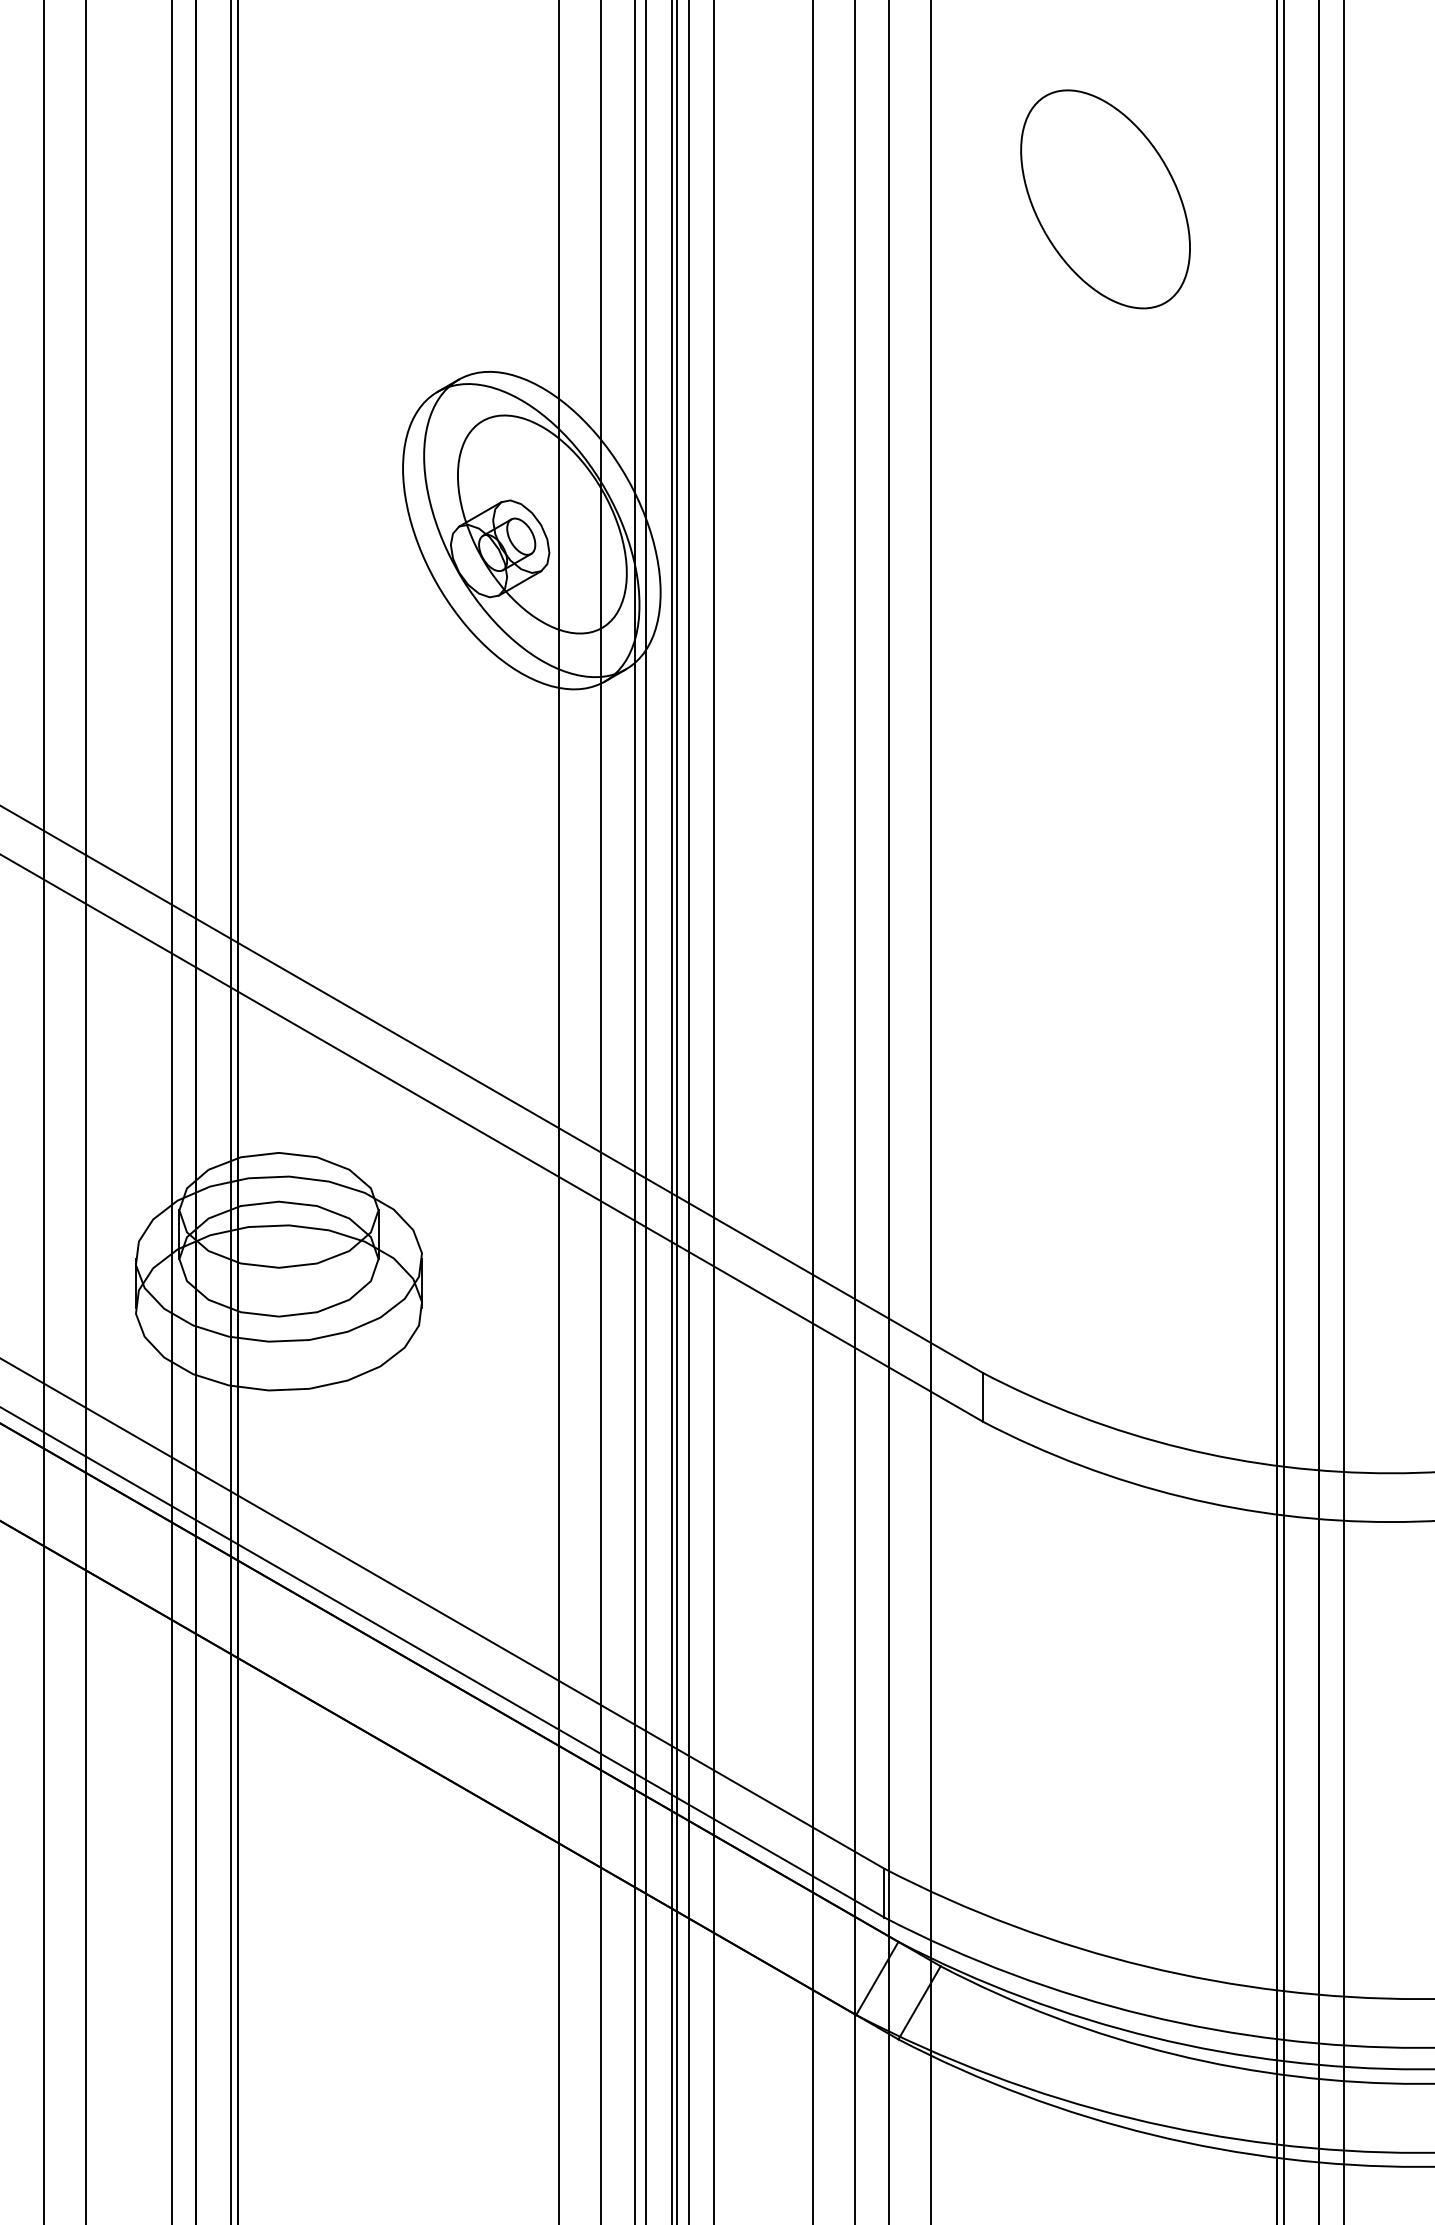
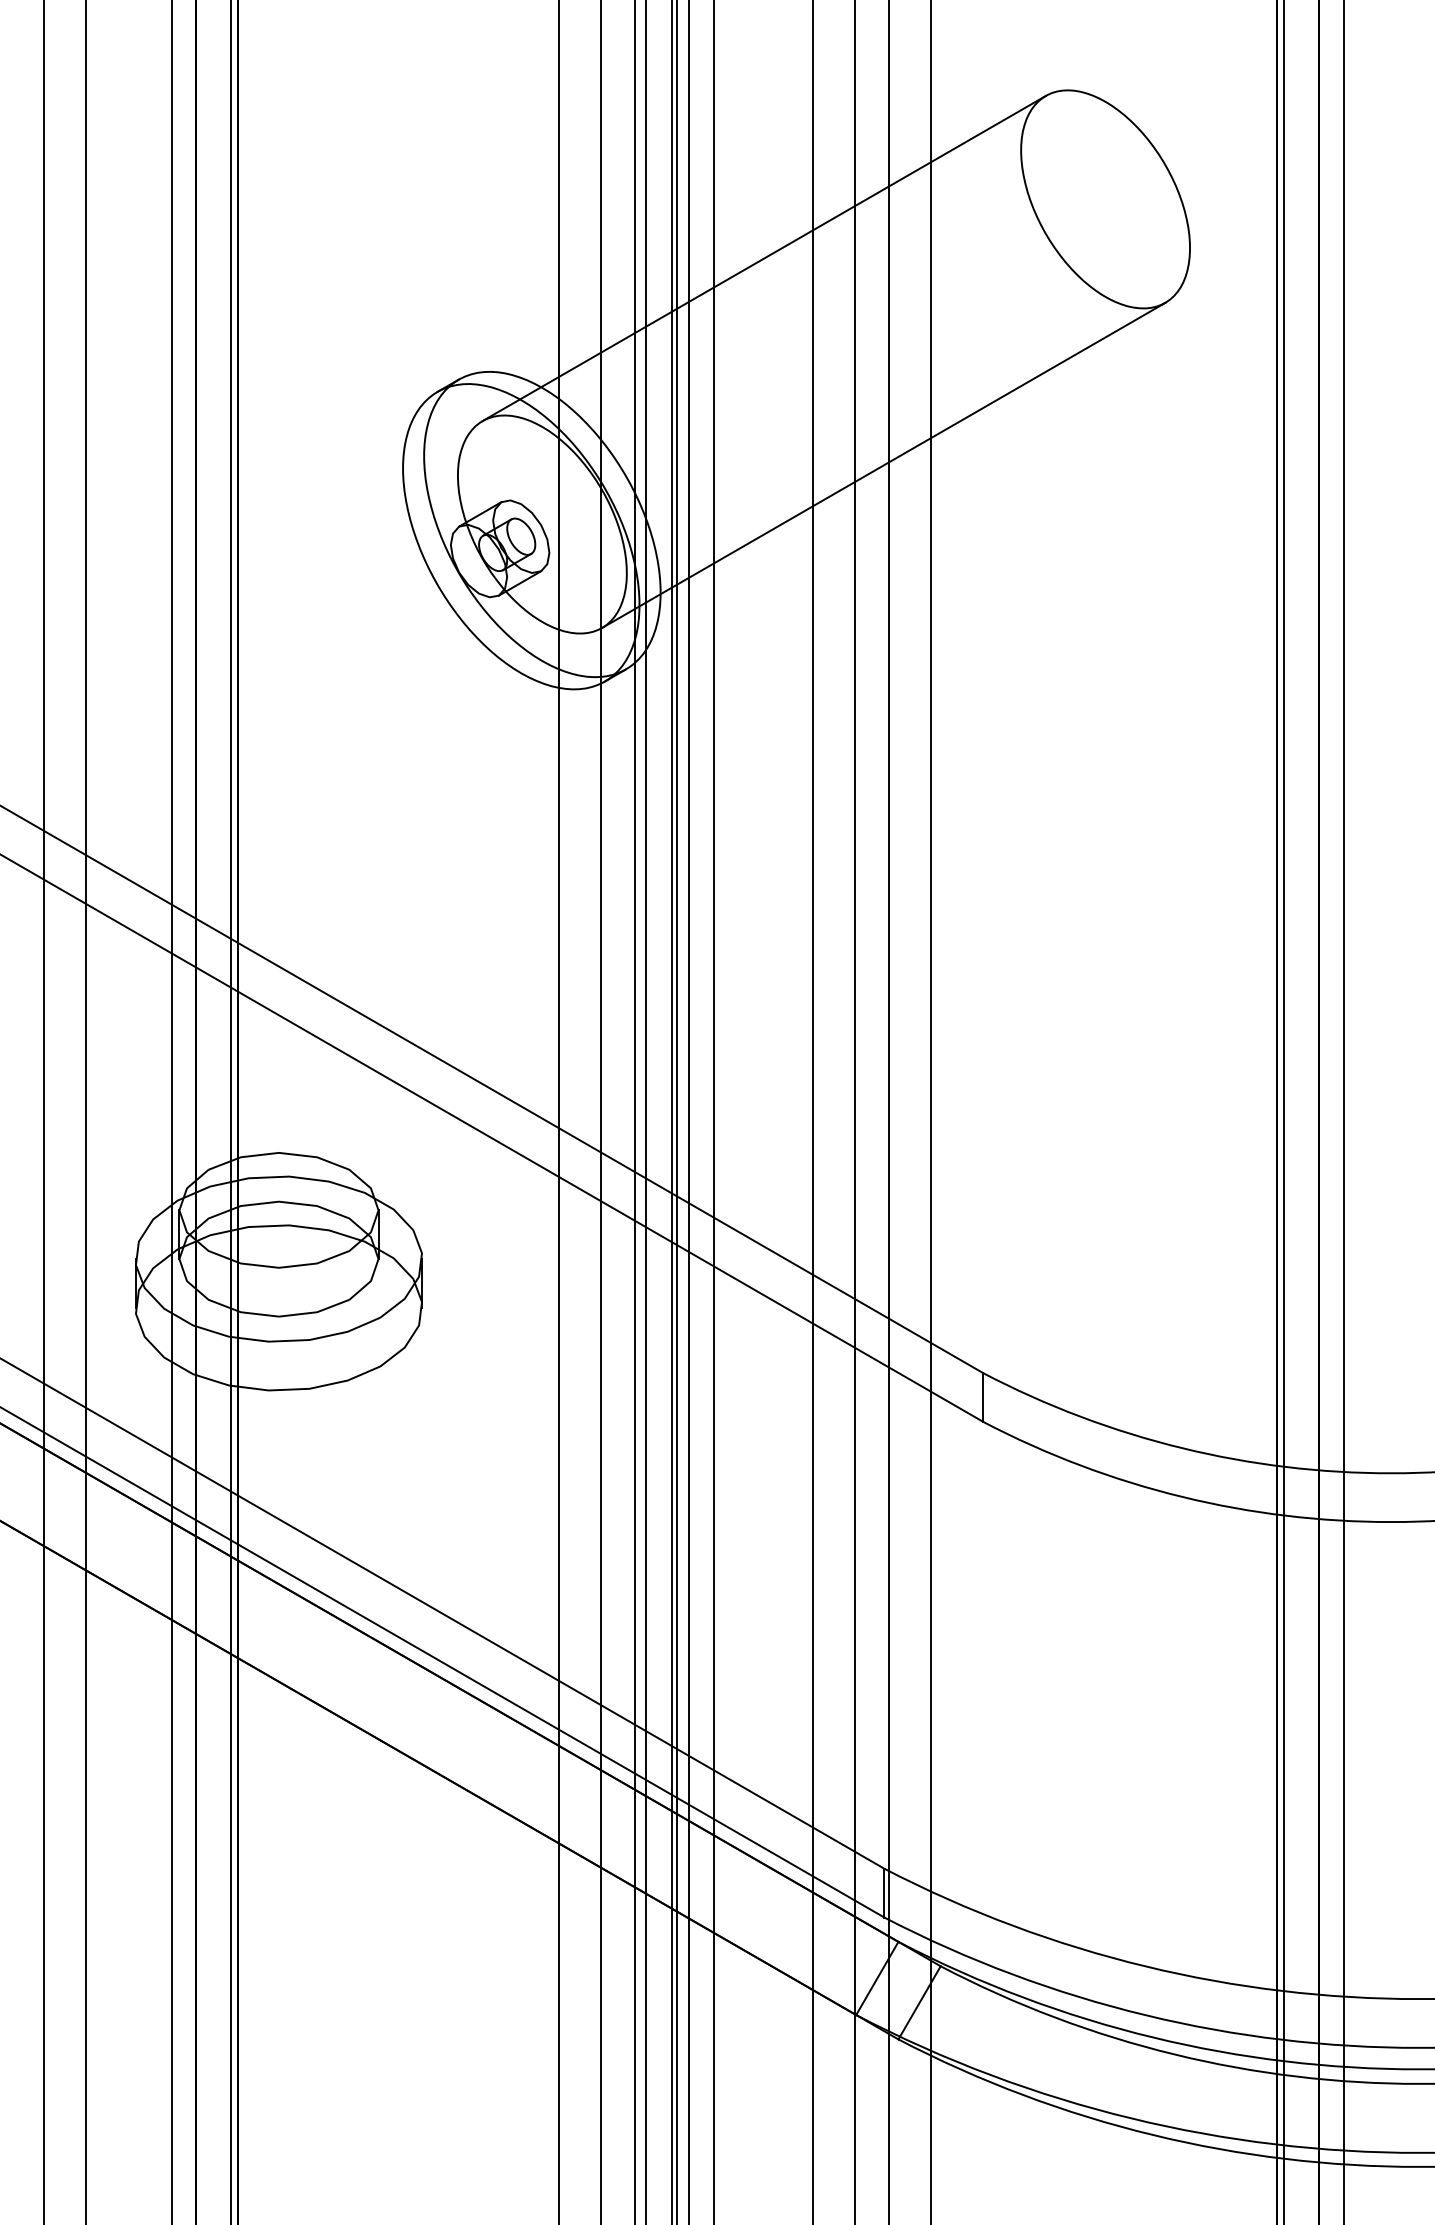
line: none -> present (763, 258)
line: none -> present (883, 464)
